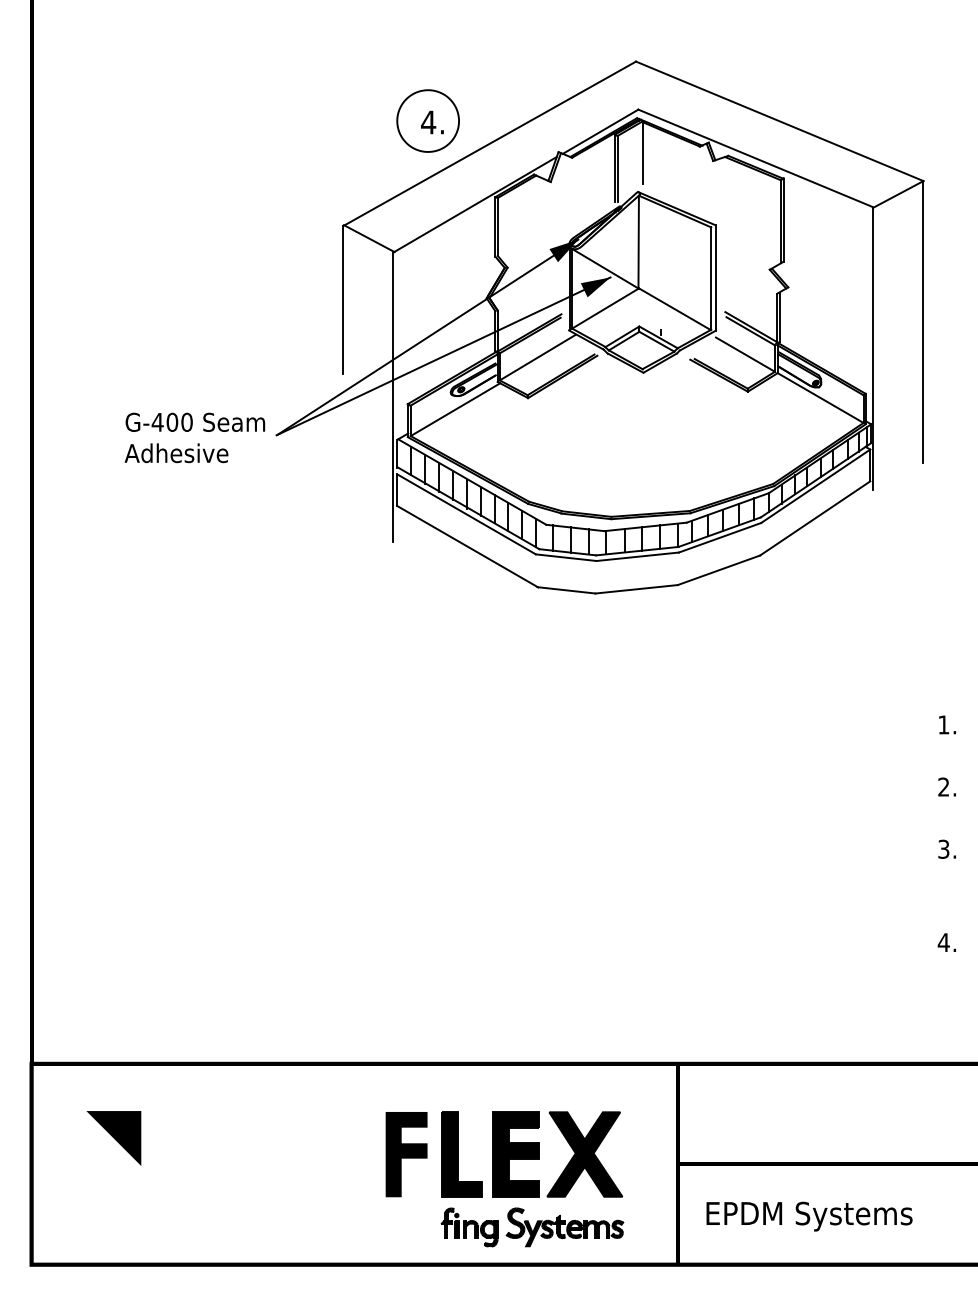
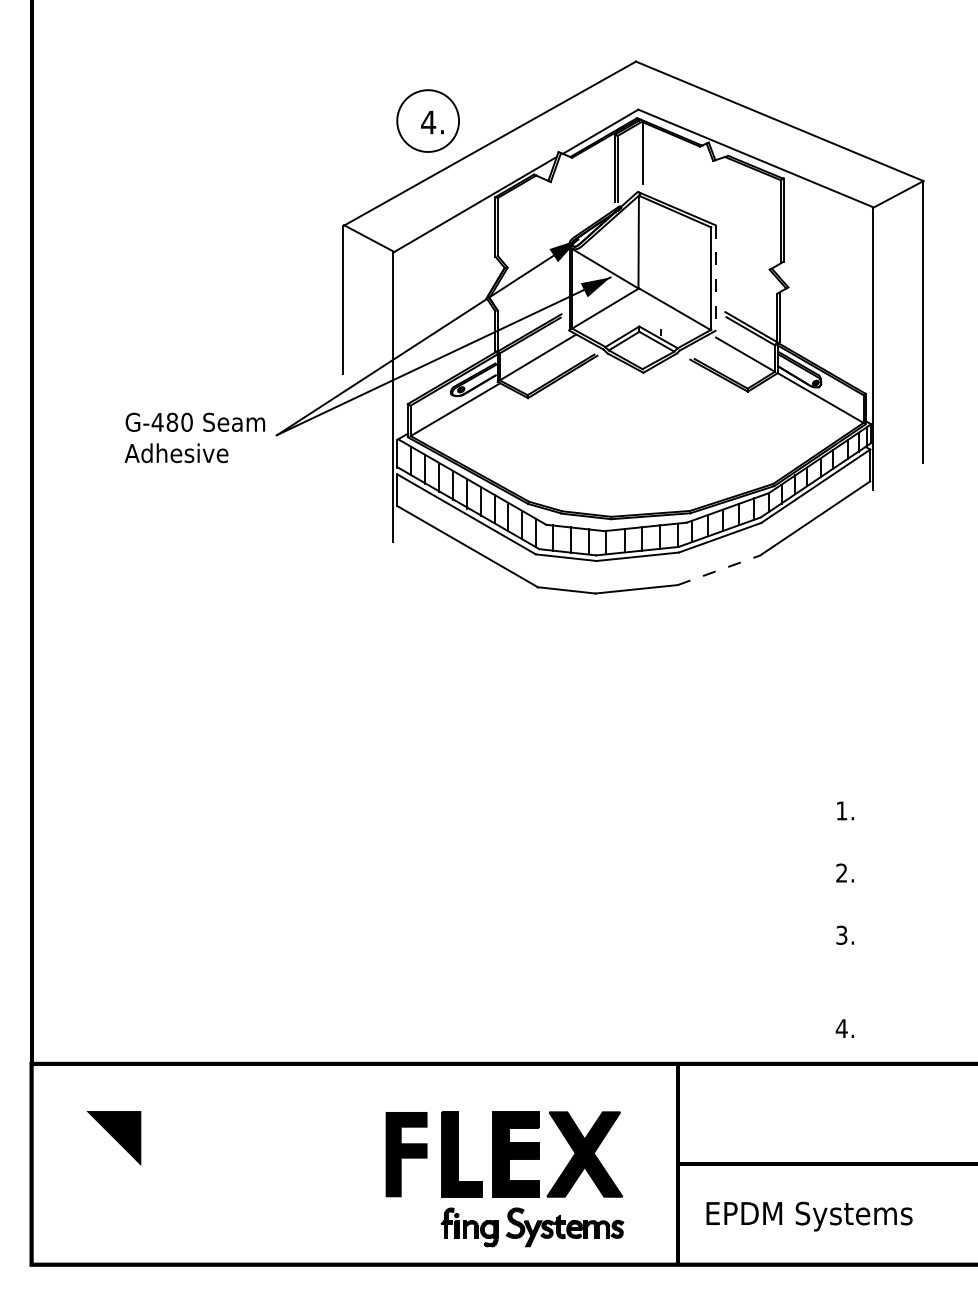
line: solid -> dashed (715, 278)
text: G-400 -> G-480 (172, 422)
line: solid -> dashed (718, 570)
text position: (946, 833) -> (844, 919) (844, 919)
